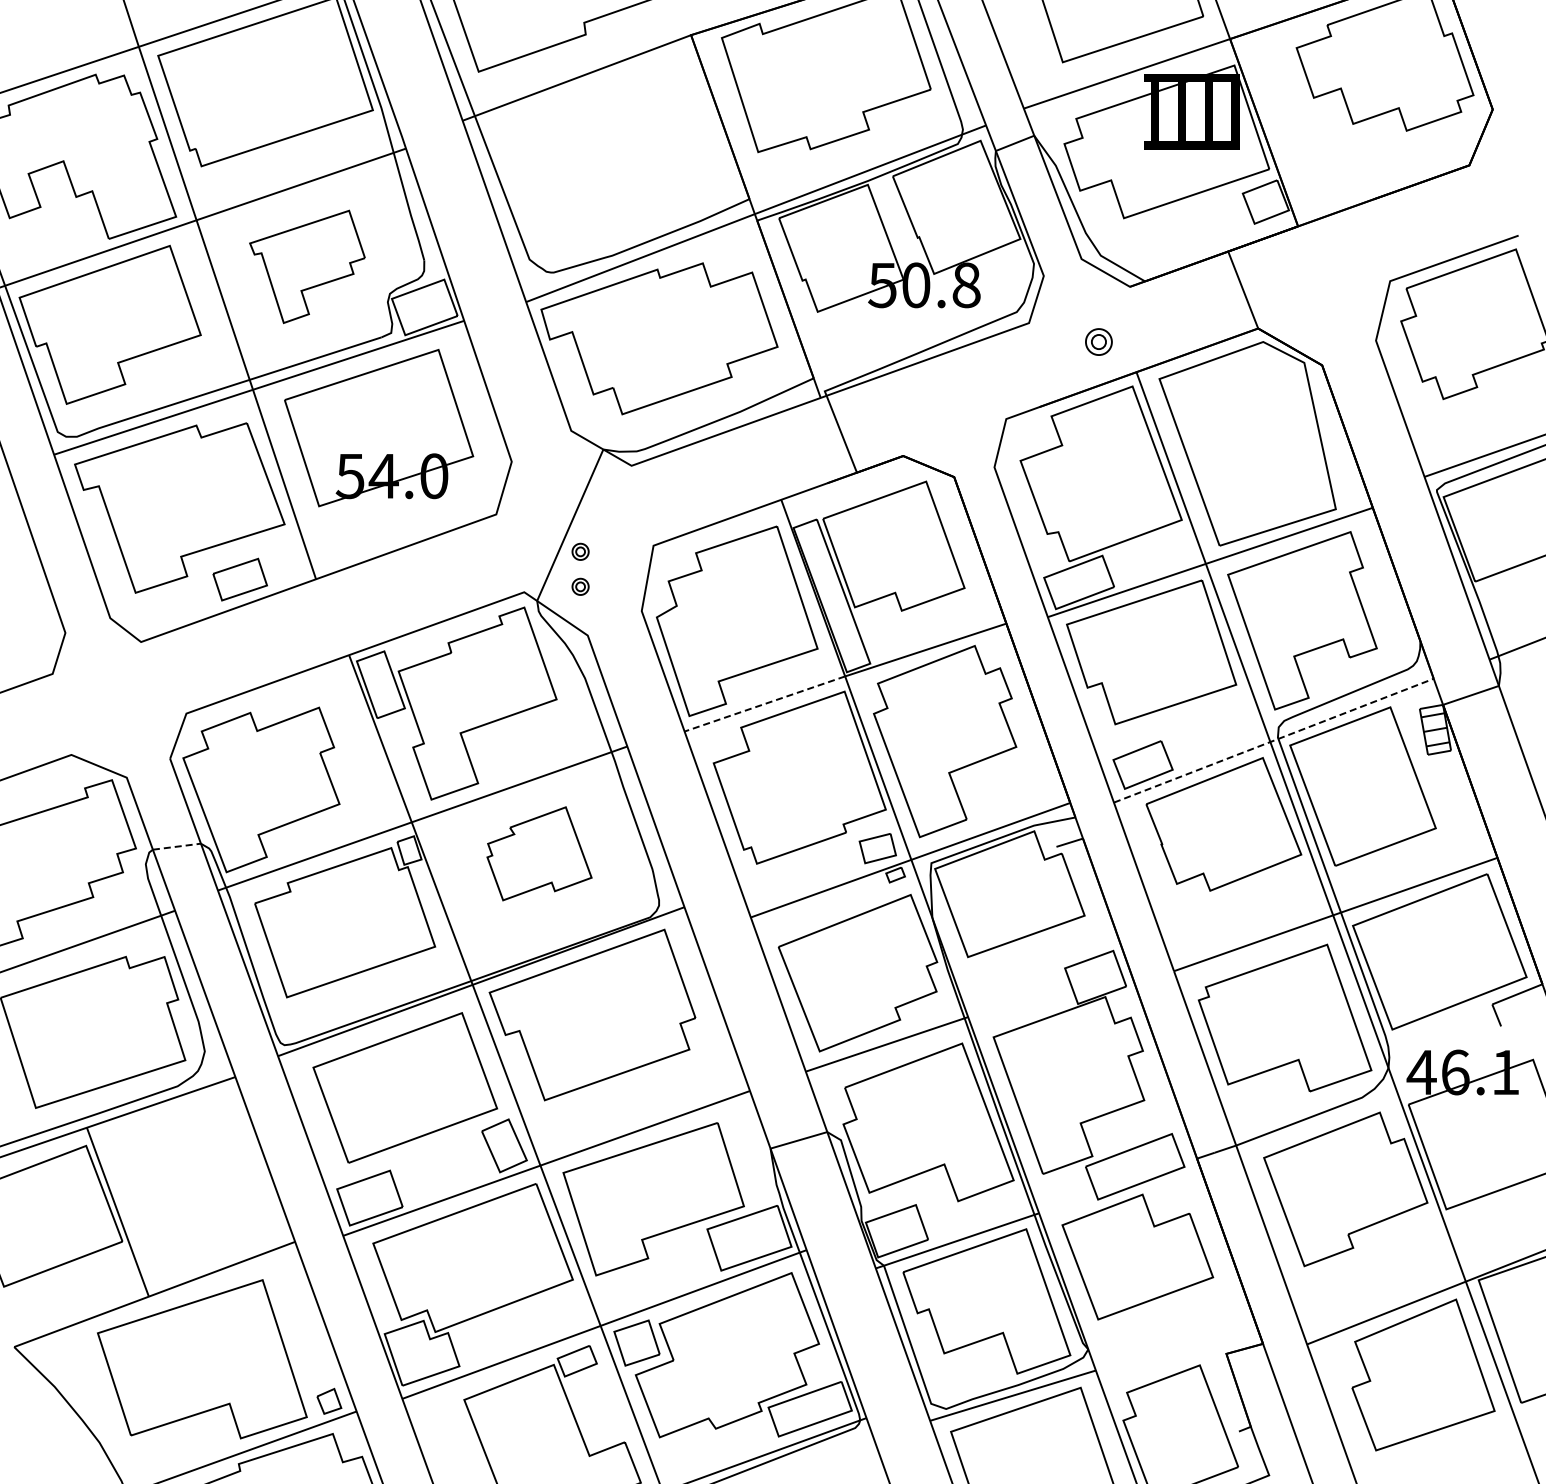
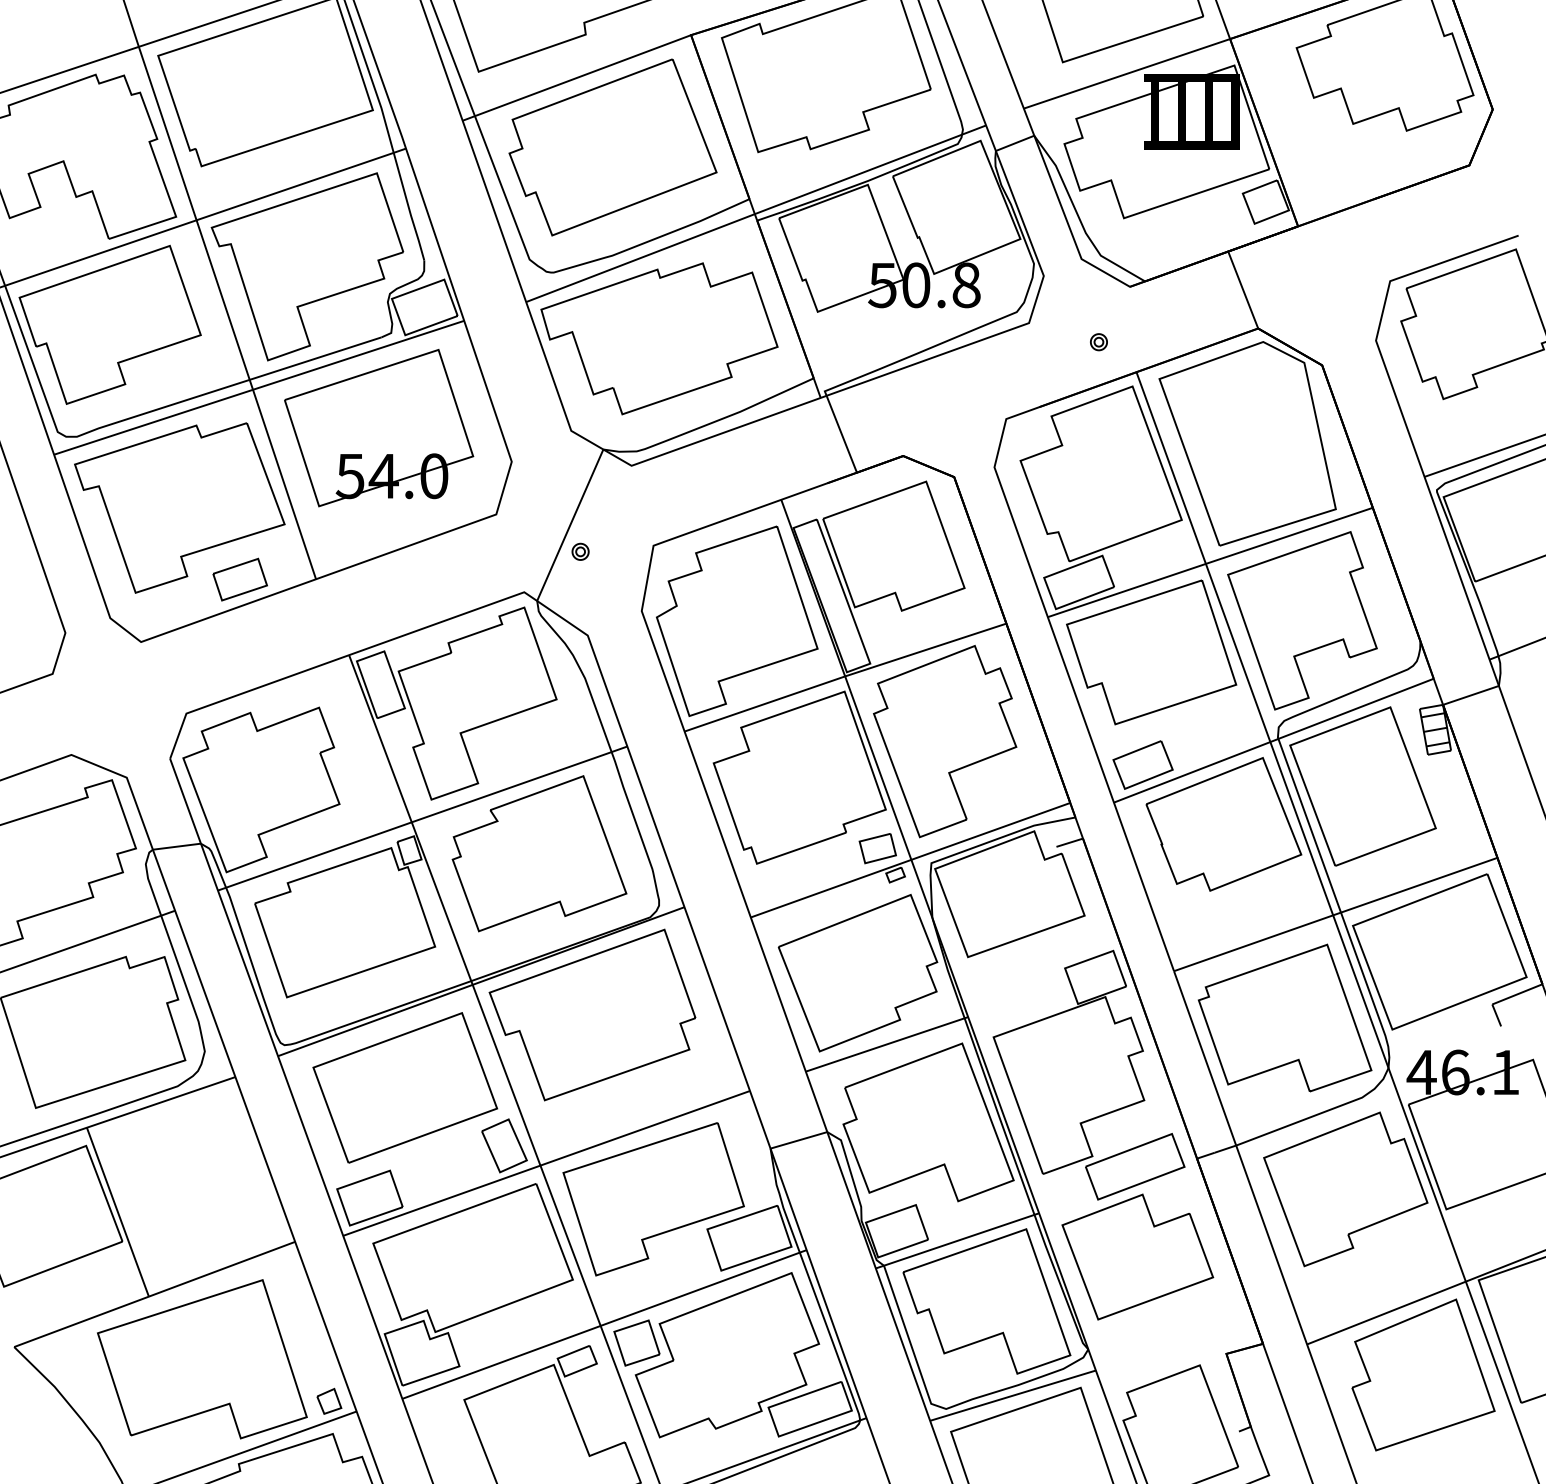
part: none -> present (612, 147)
part size: 117x115 px -> 195x190 px (307, 266)
part size: 28x28 px -> 18x19 px (1098, 342)
part: present -> none (580, 586)
line: dashed -> solid (764, 703)
line: dashed -> solid (1274, 740)
line: dashed -> solid (177, 846)
part size: 107x96 px -> 177x158 px (539, 853)
